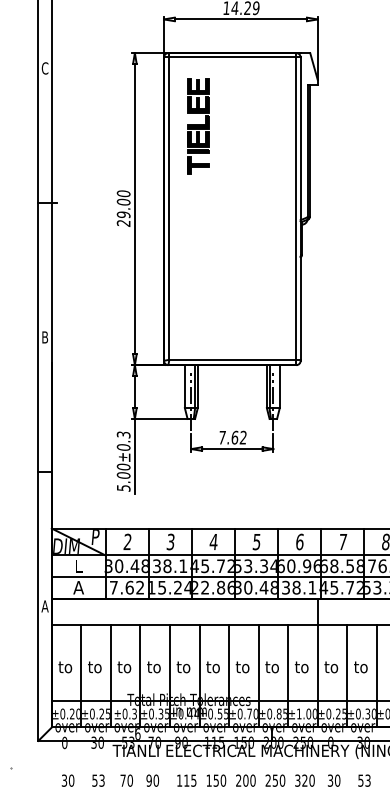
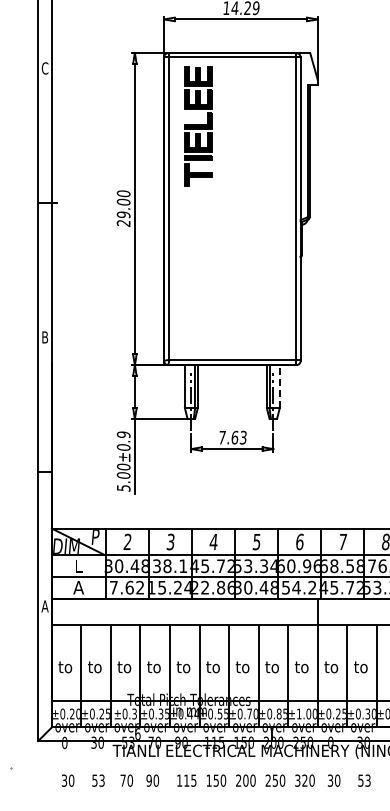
part size: 23x97 px -> 29x121 px (198, 126)
line: solid -> dashed (279, 386)
text: 5.00±0.3 -> 5.00±0.9 (123, 434)
text: 7.62 -> 7.63 (242, 437)
text: 38.1 -> 54.2 (299, 587)
